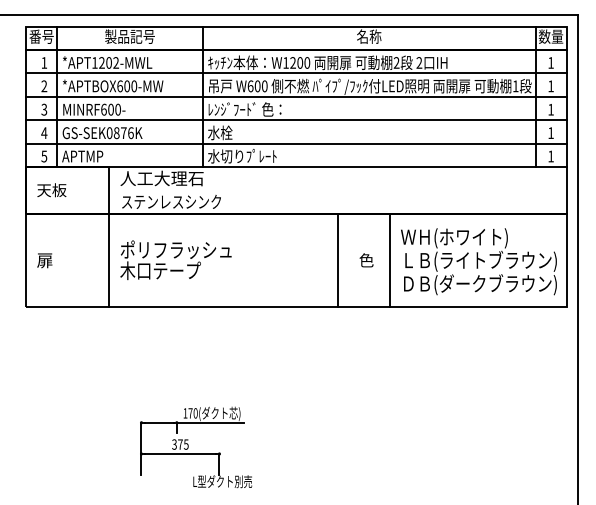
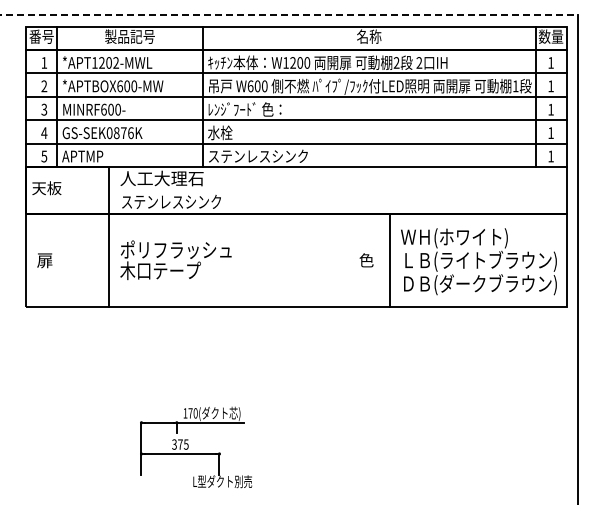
line: solid -> dashed (289, 15)
text: 水切りﾌﾟﾚｰﾄ -> ステンレスシンク (257, 155)
text position: (51, 190) -> (46, 188) (46, 188)
line: present -> none (337, 260)
